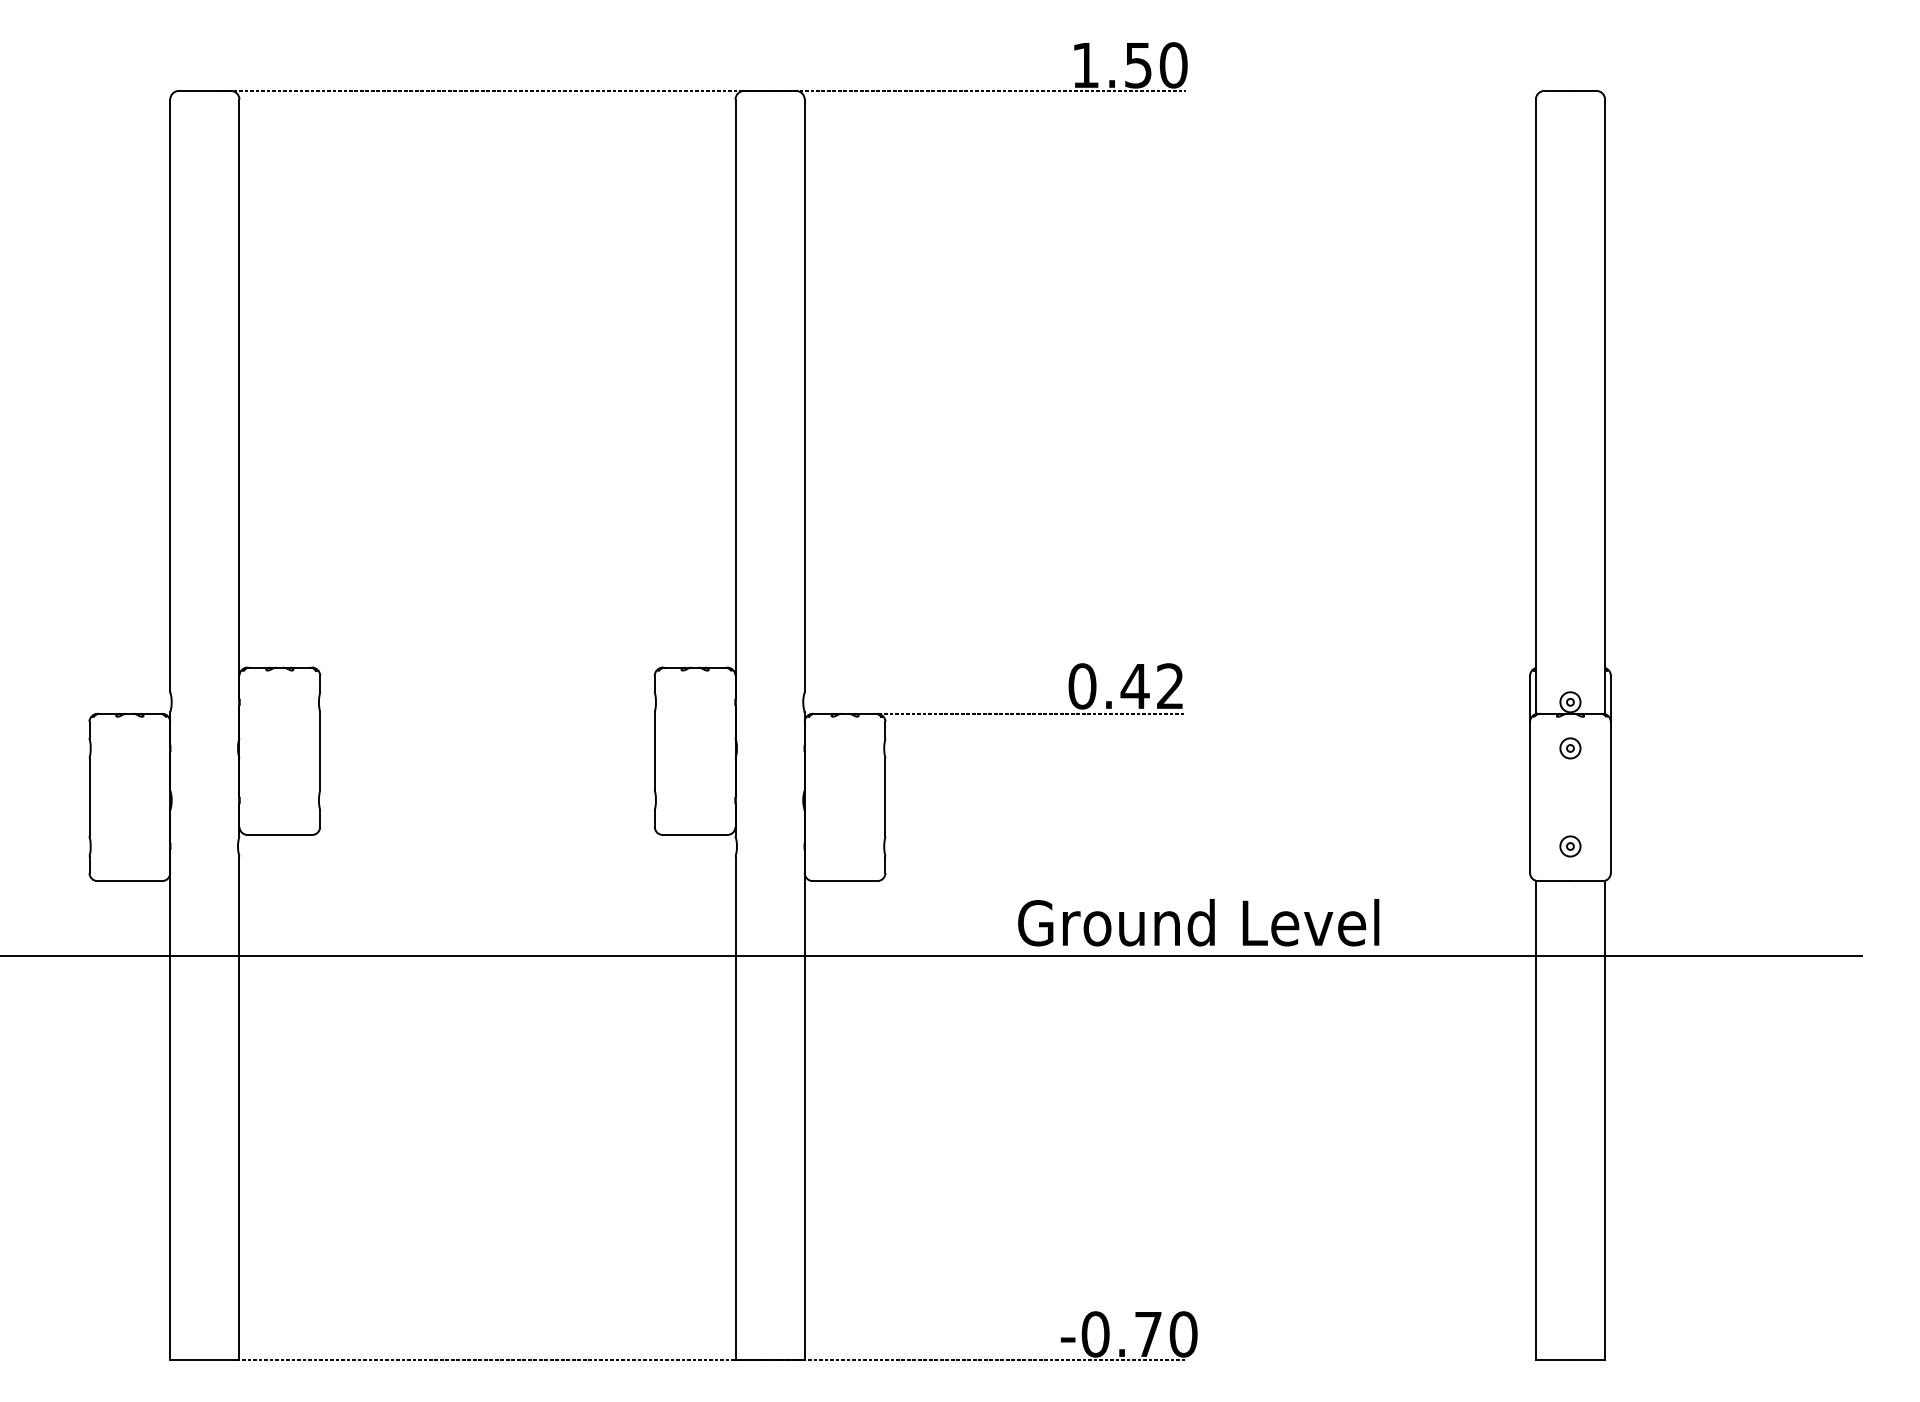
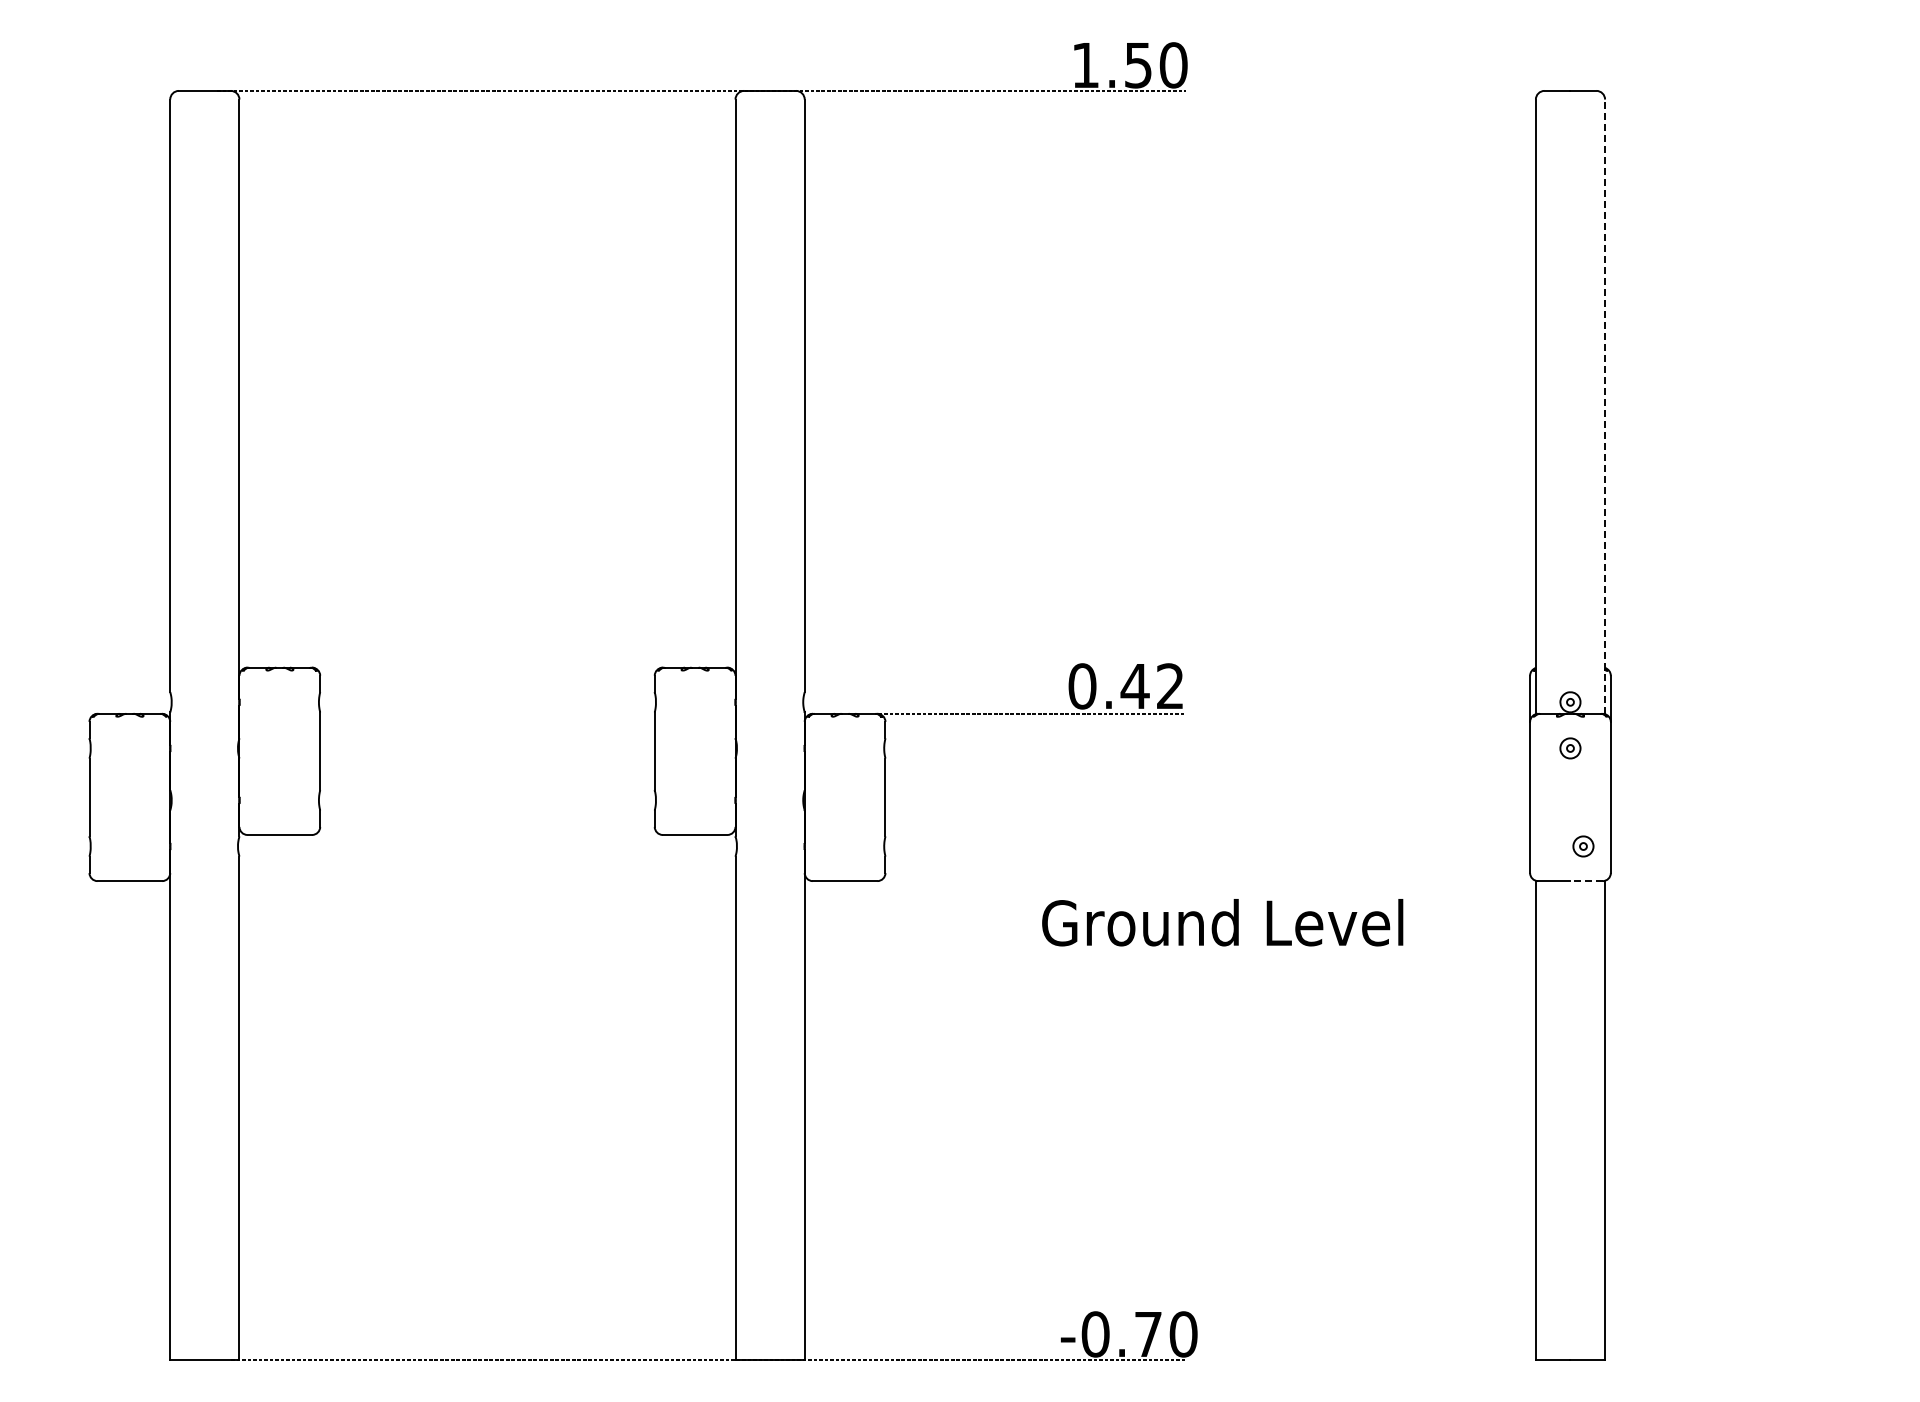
line: solid -> dashed (1605, 406)
part position: (1570, 846) -> (1583, 846) (1583, 846)
line: solid -> dashed (1586, 881)
text position: (1198, 922) -> (1222, 922) (1222, 922)
line: present -> none (932, 956)
